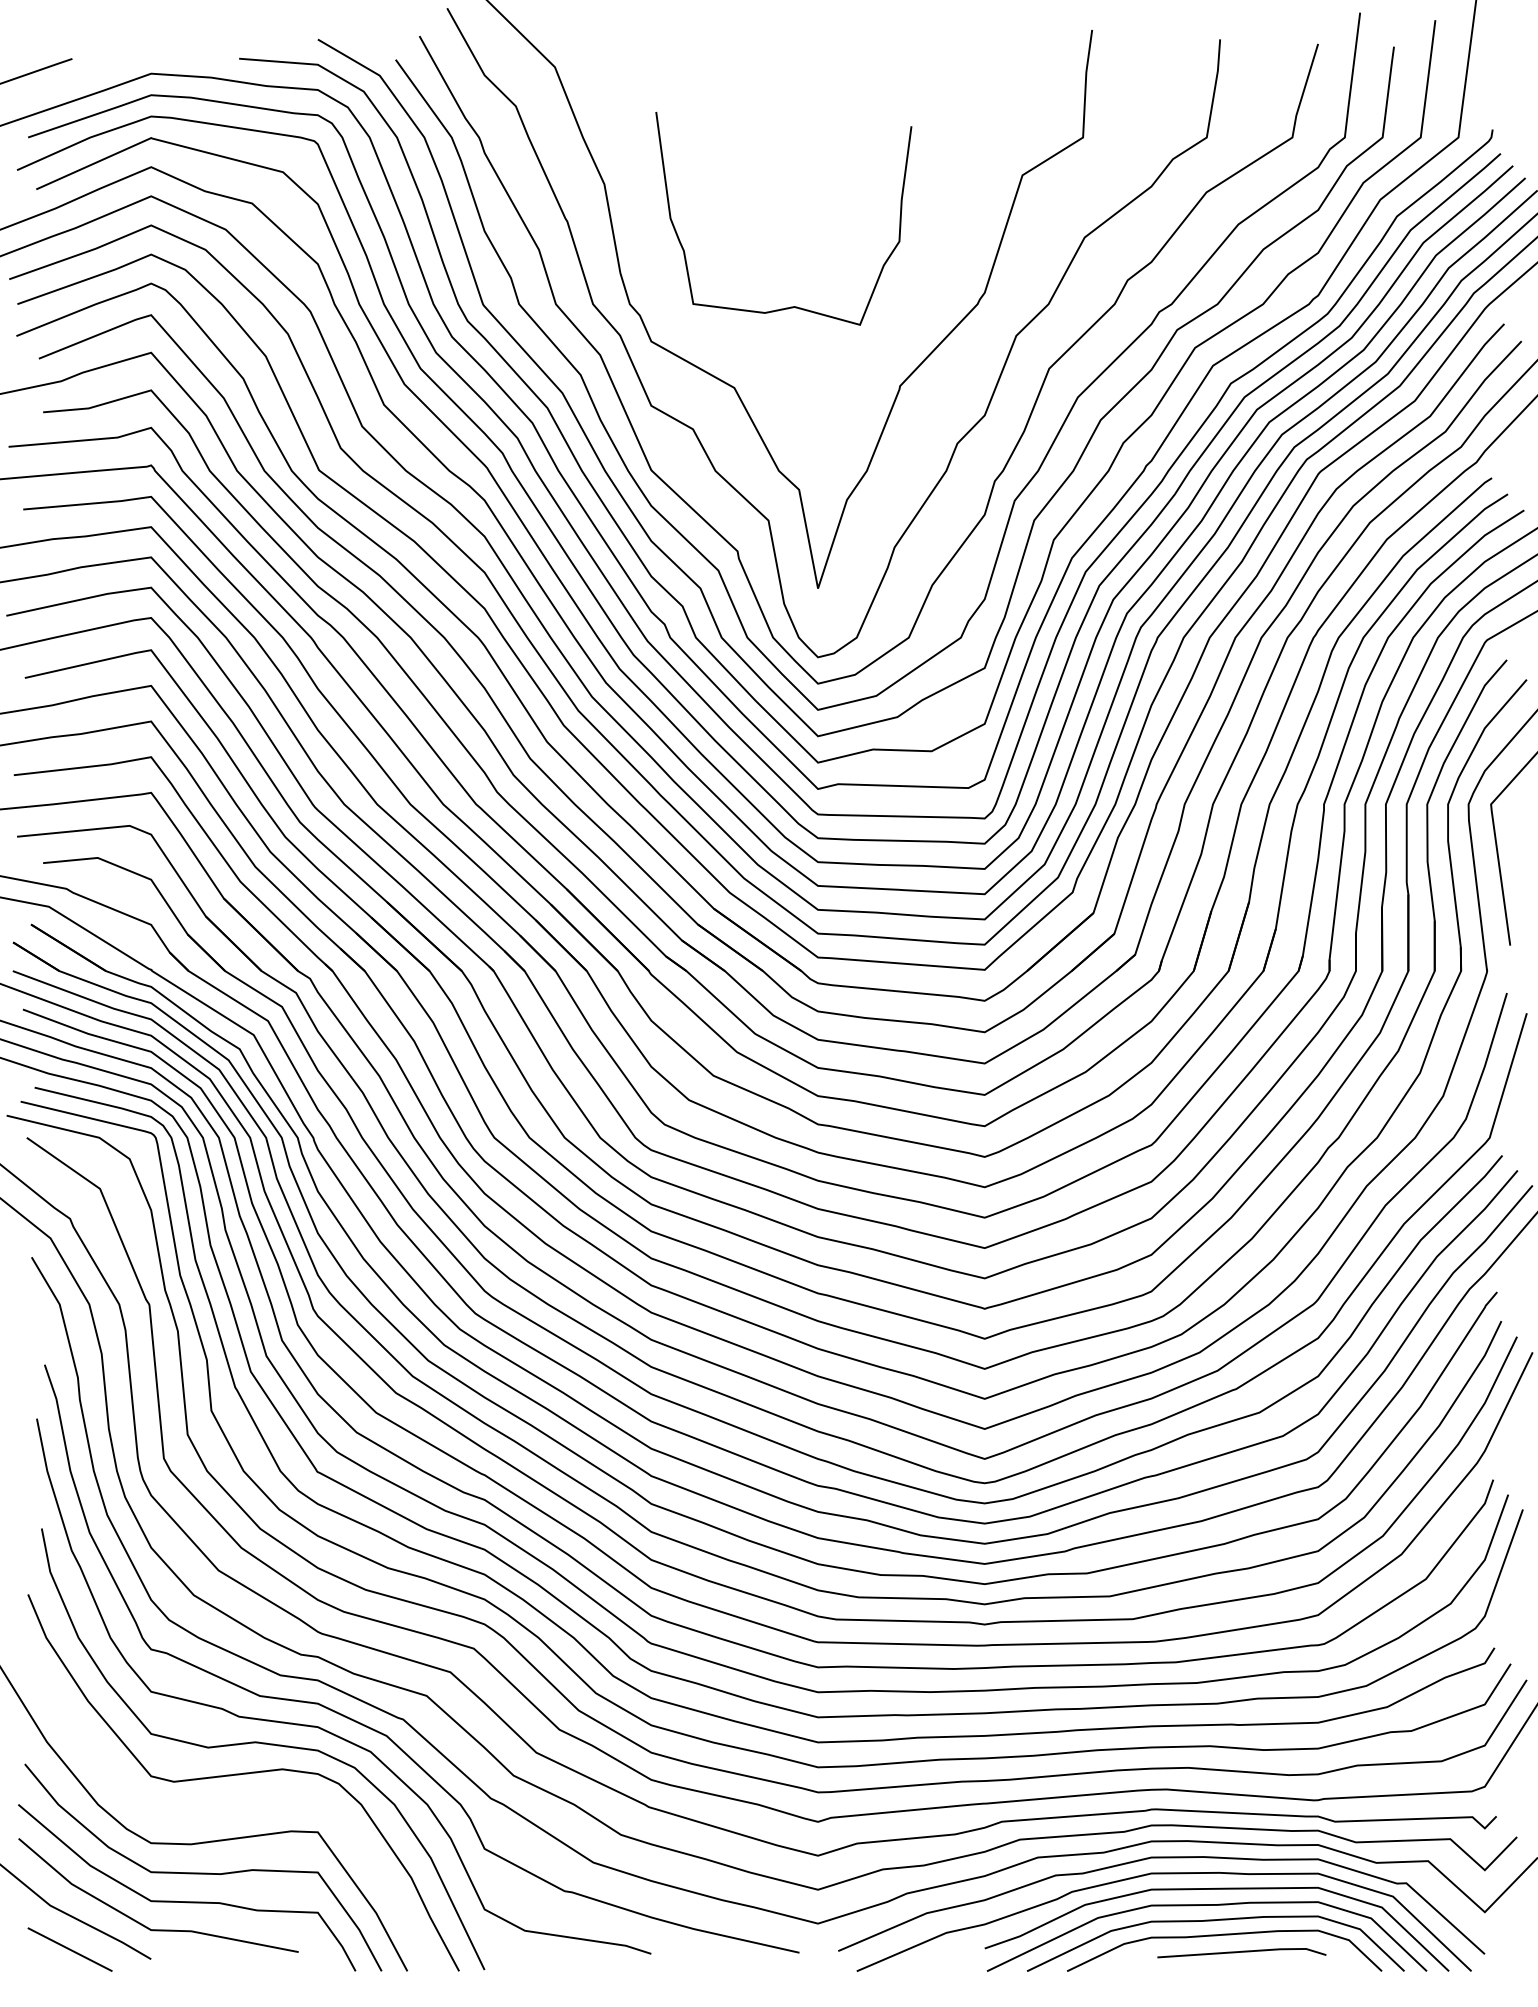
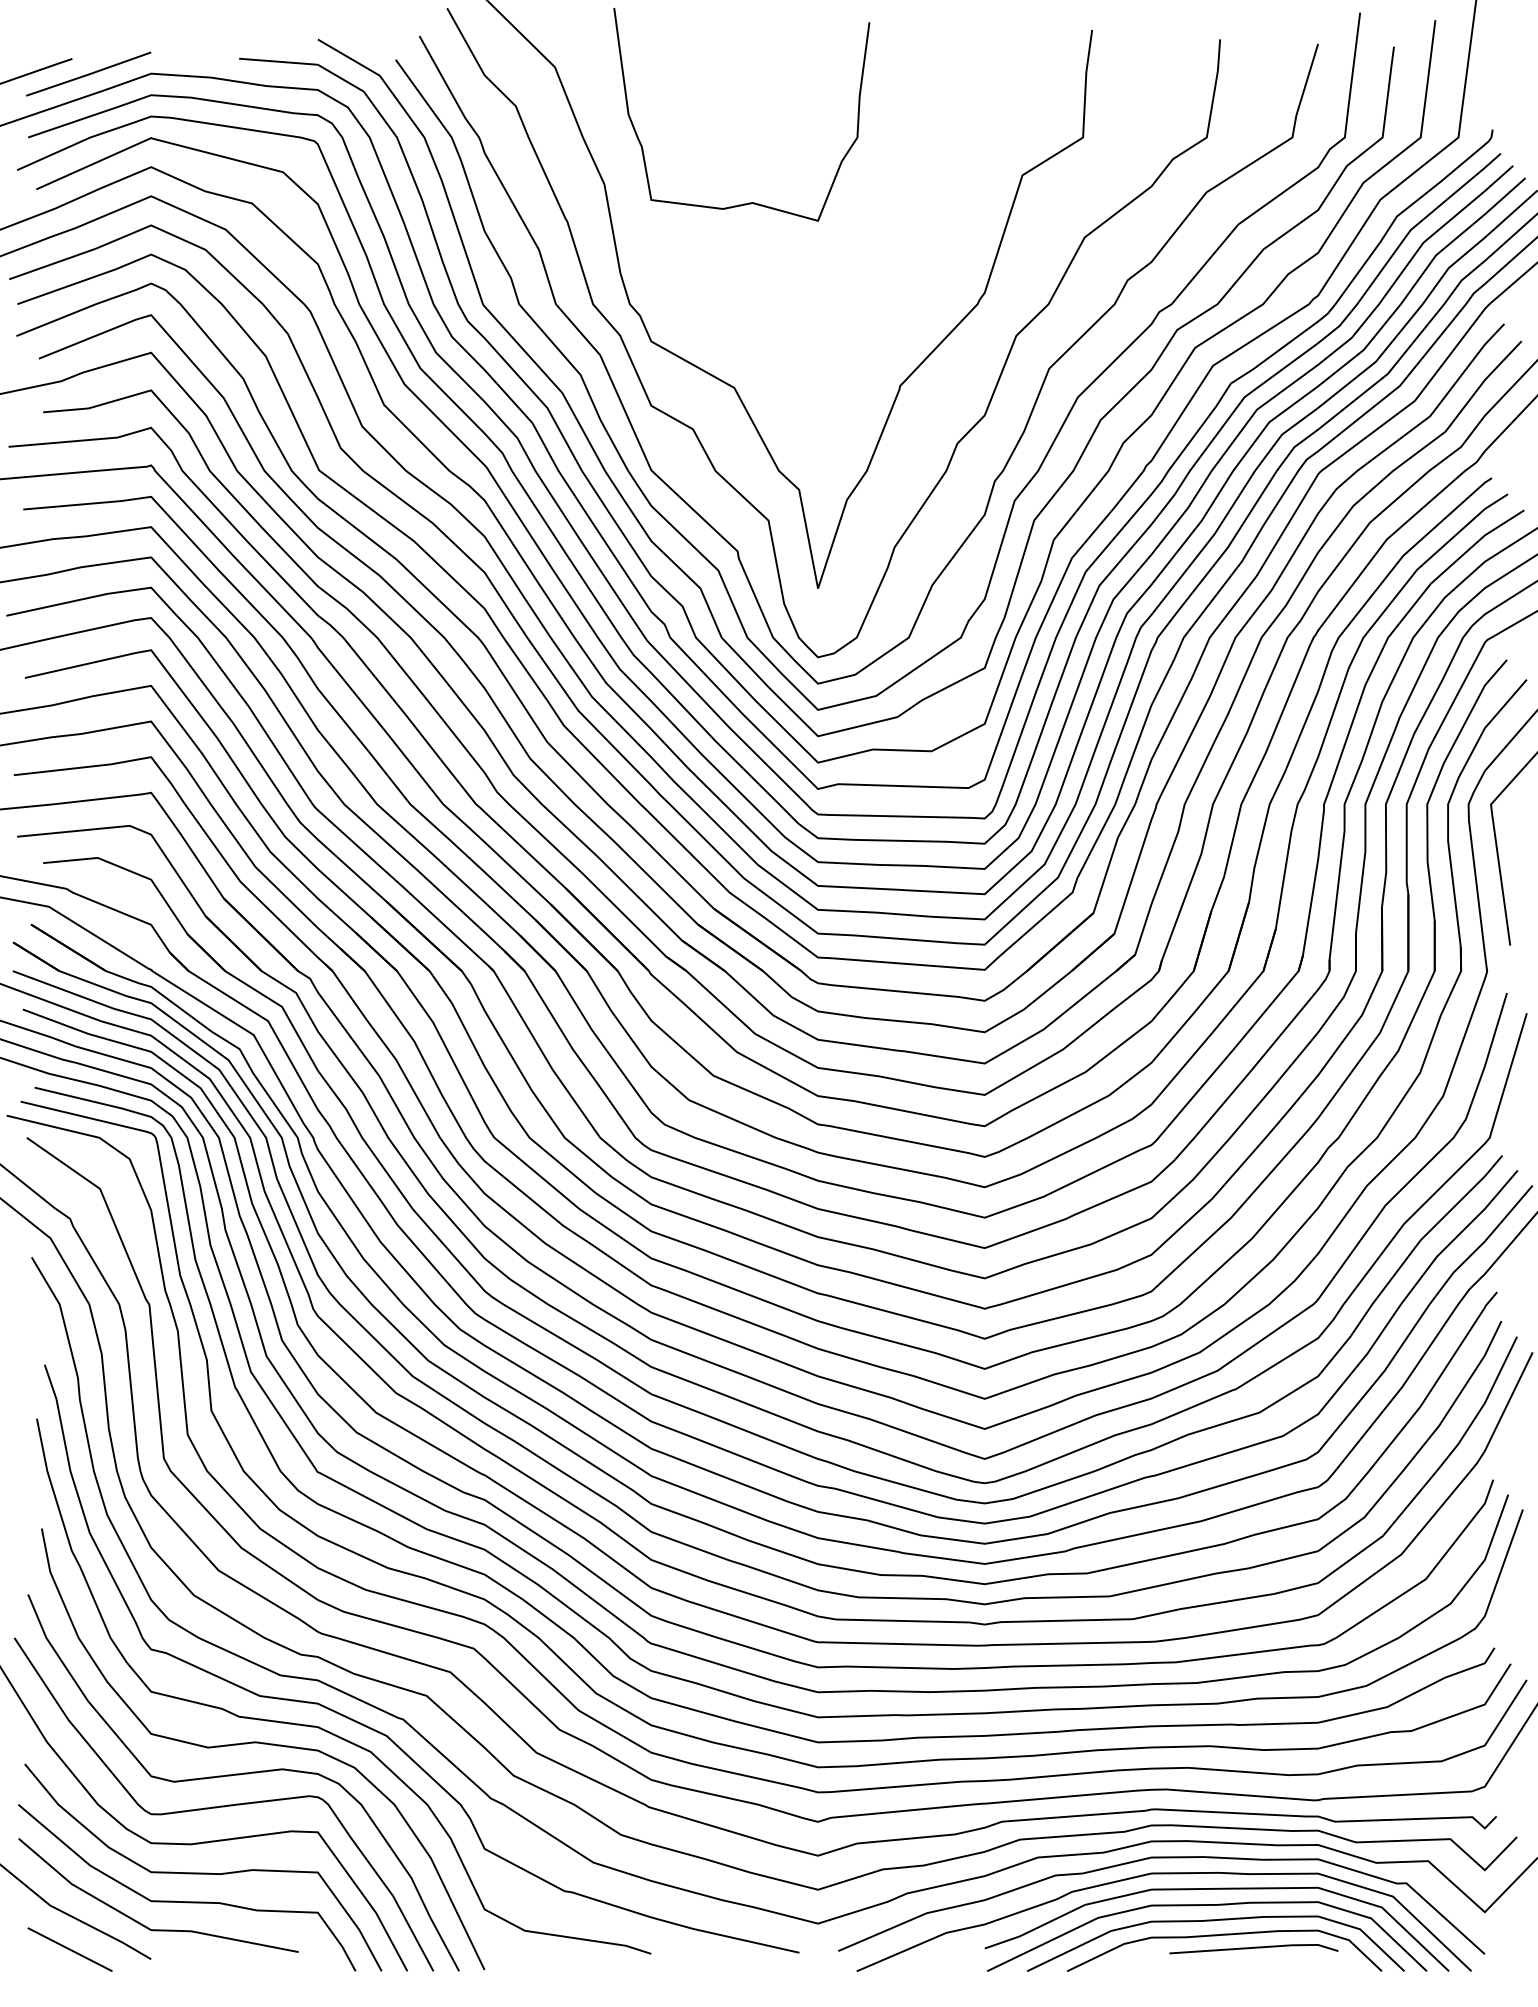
line: none -> present (88, 73)
curve position: (790, 306) -> (748, 202) (748, 202)
curve: none -> present (223, 1805)
line position: (1241, 1952) -> (1253, 1948) (1253, 1948)
